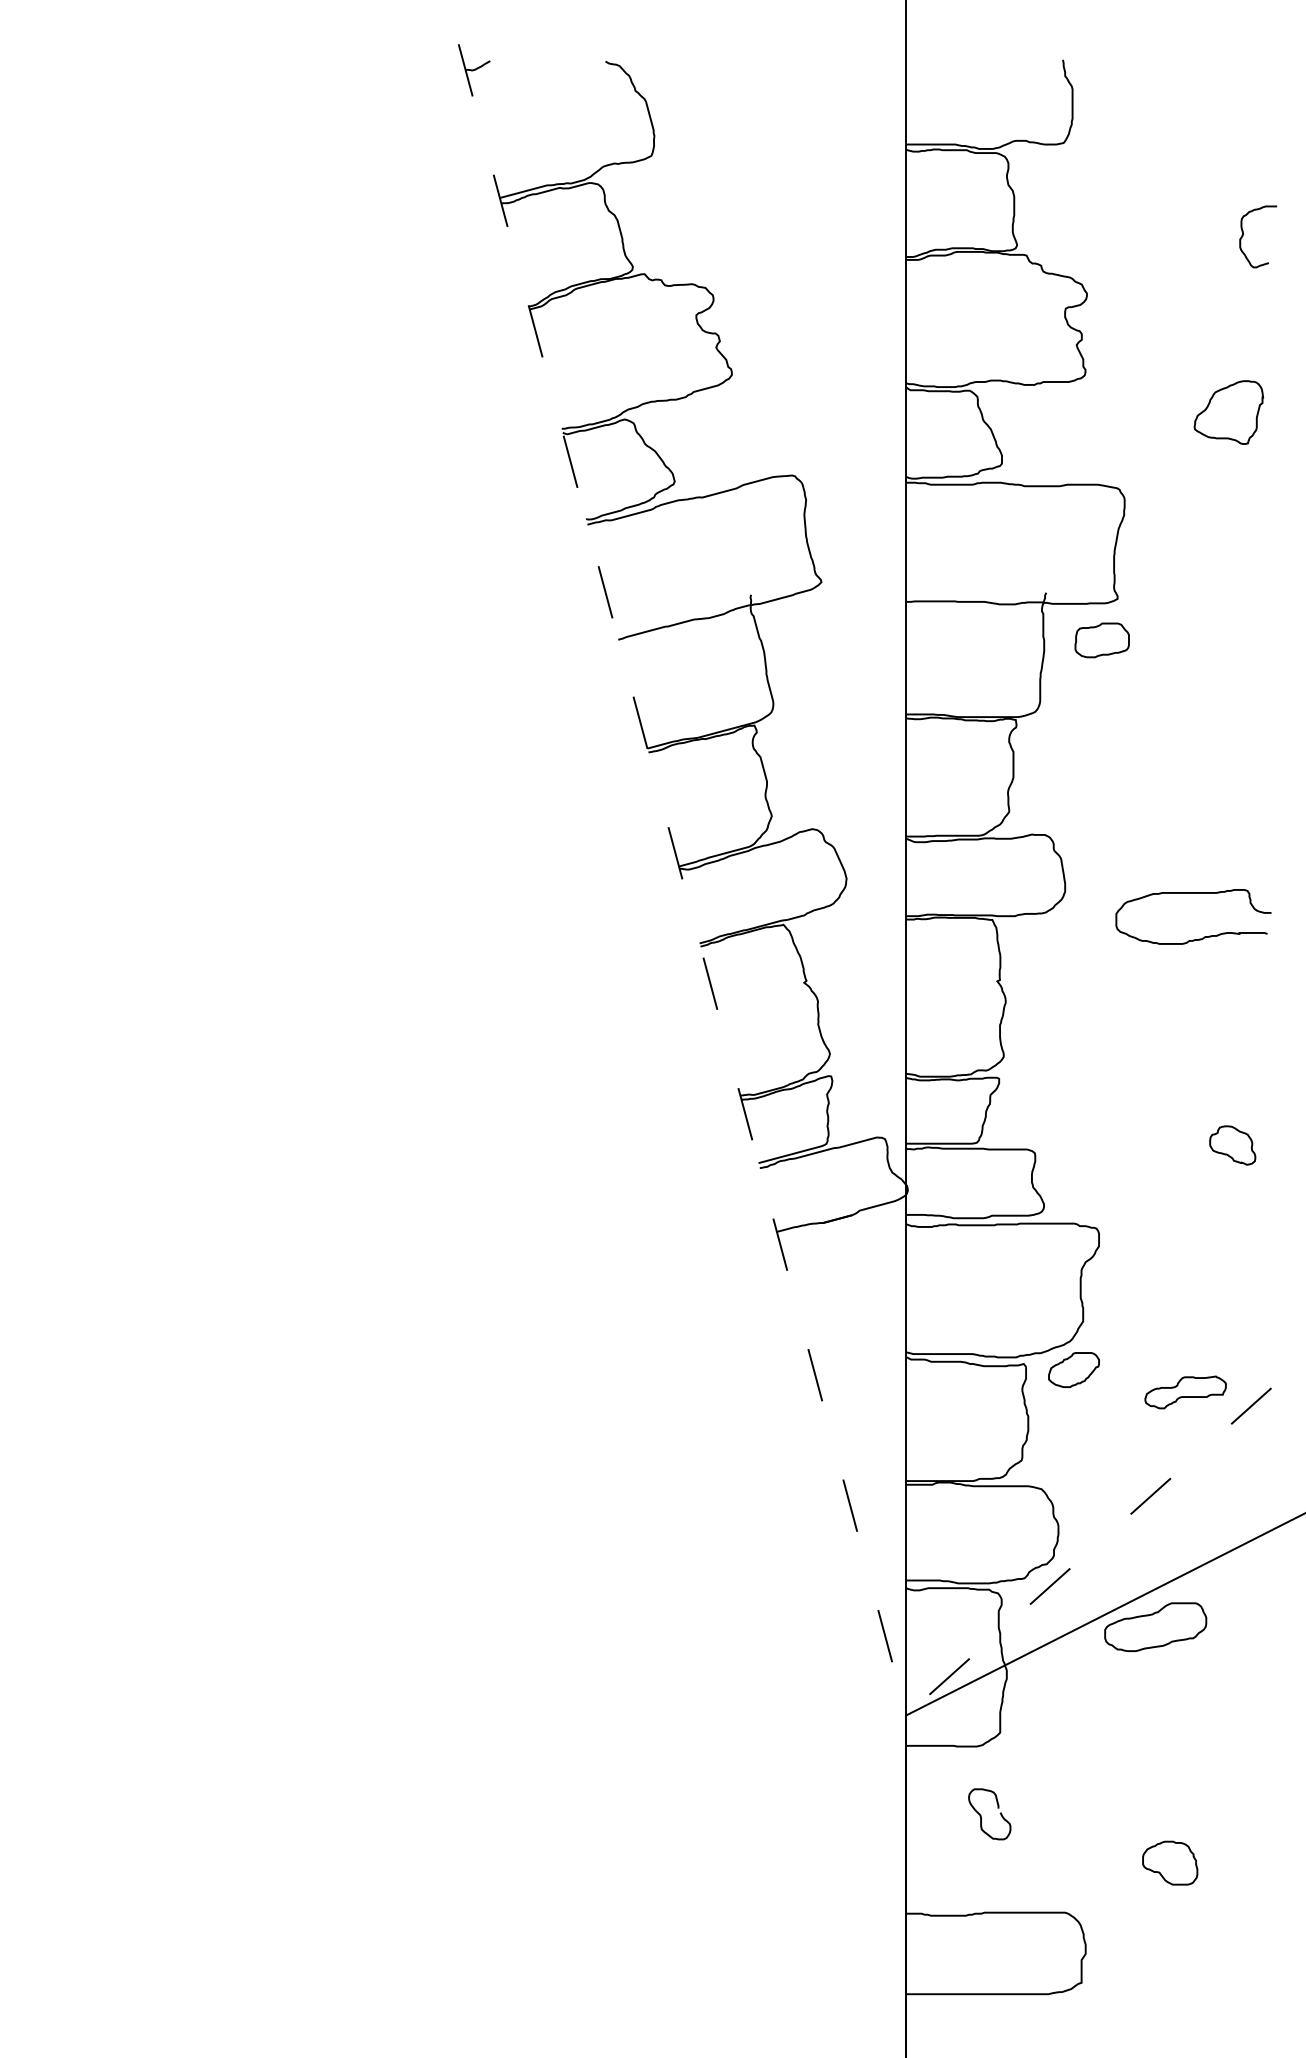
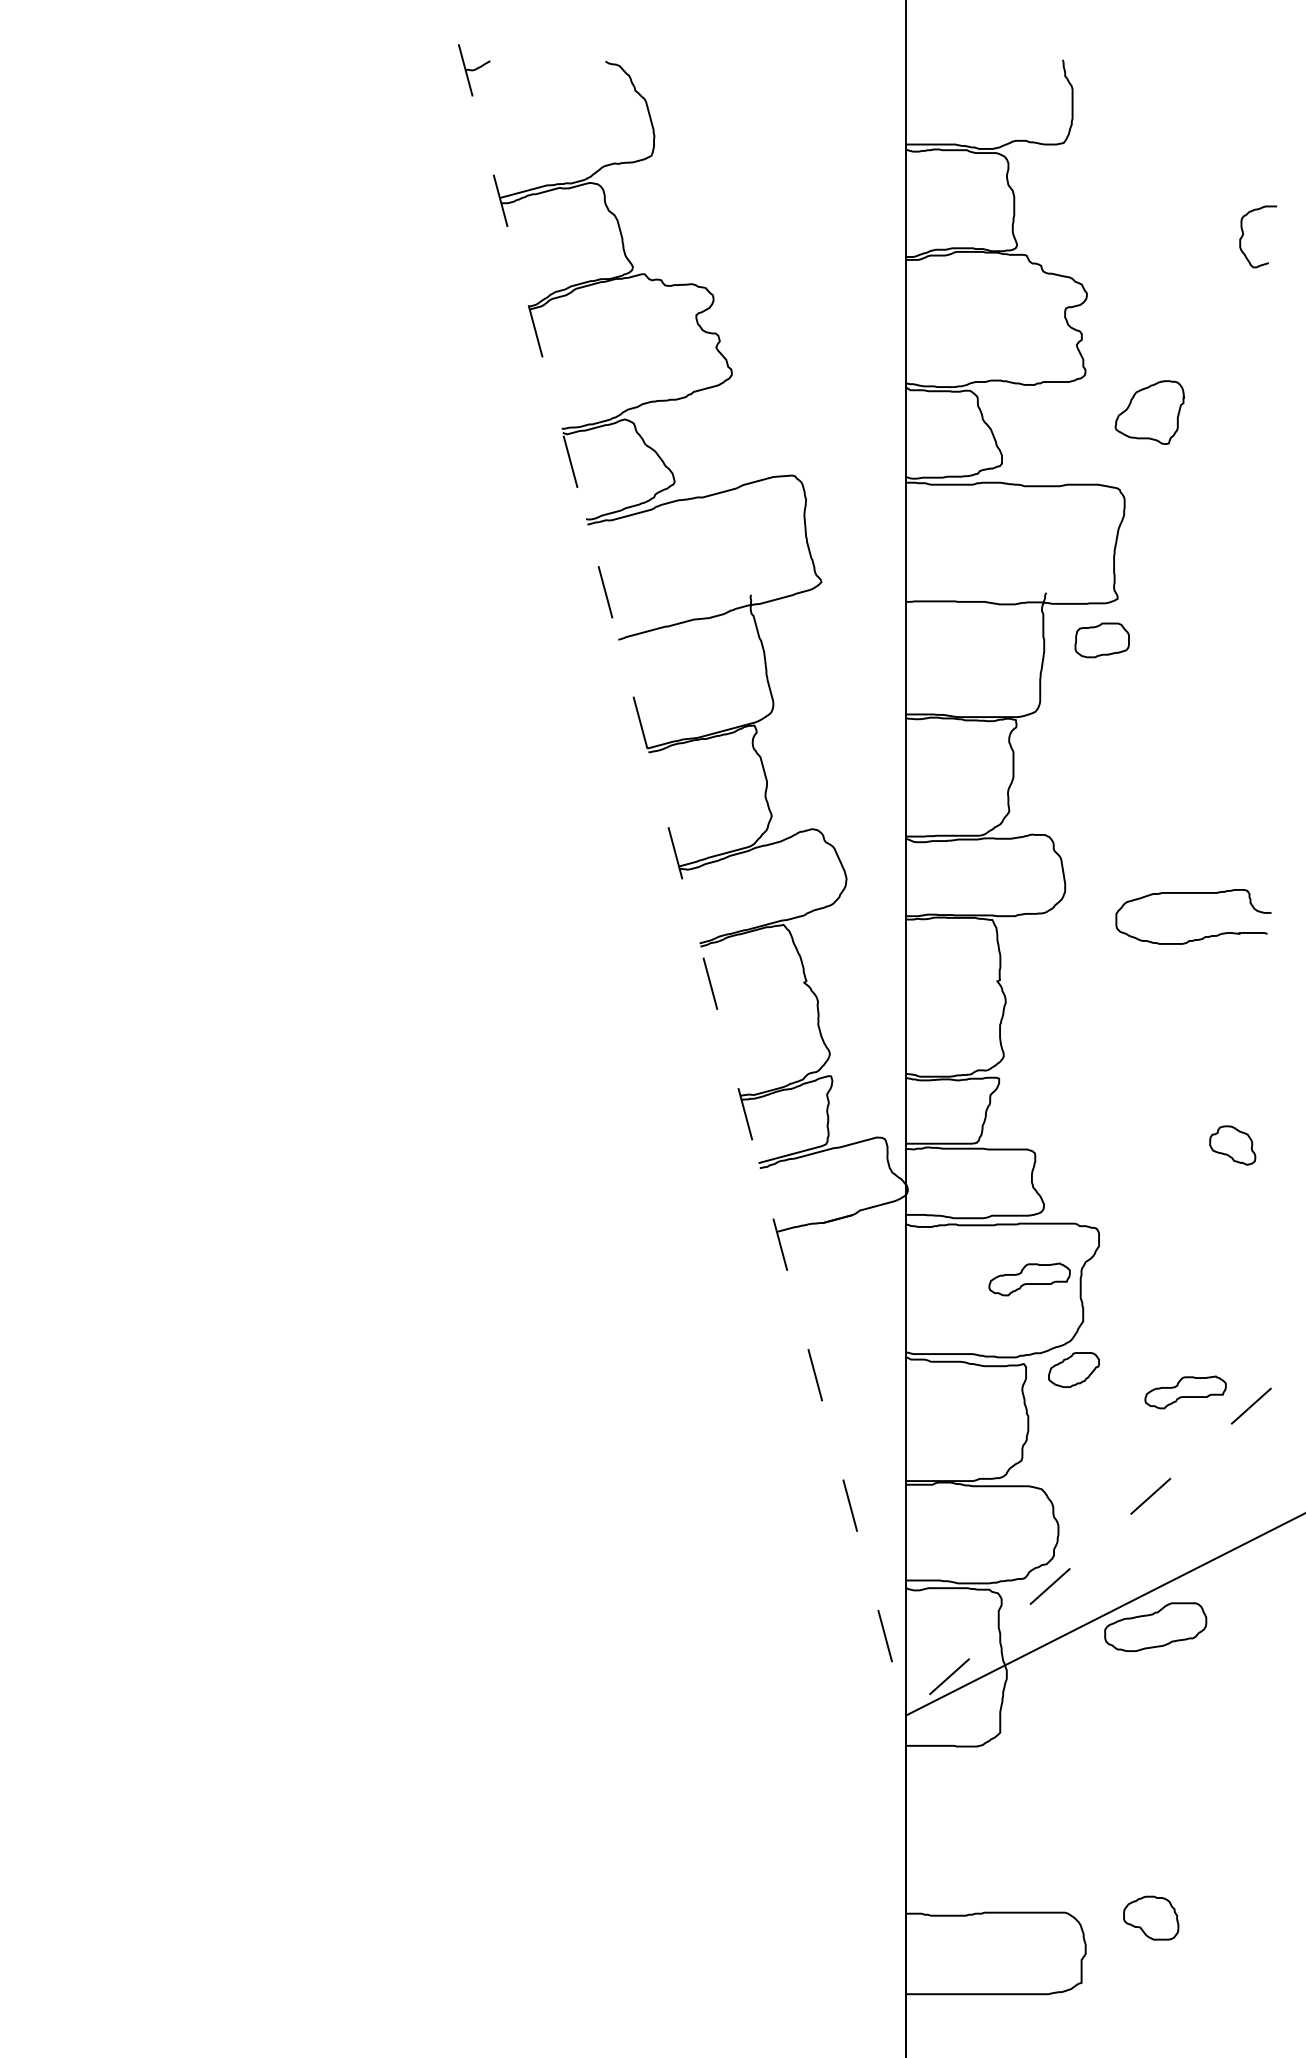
part position: (1228, 412) -> (1149, 412) (1149, 412)
part: none -> present (1029, 1279)
curve: present -> none (981, 1815)
part position: (1170, 1862) -> (1151, 1917) (1151, 1917)
